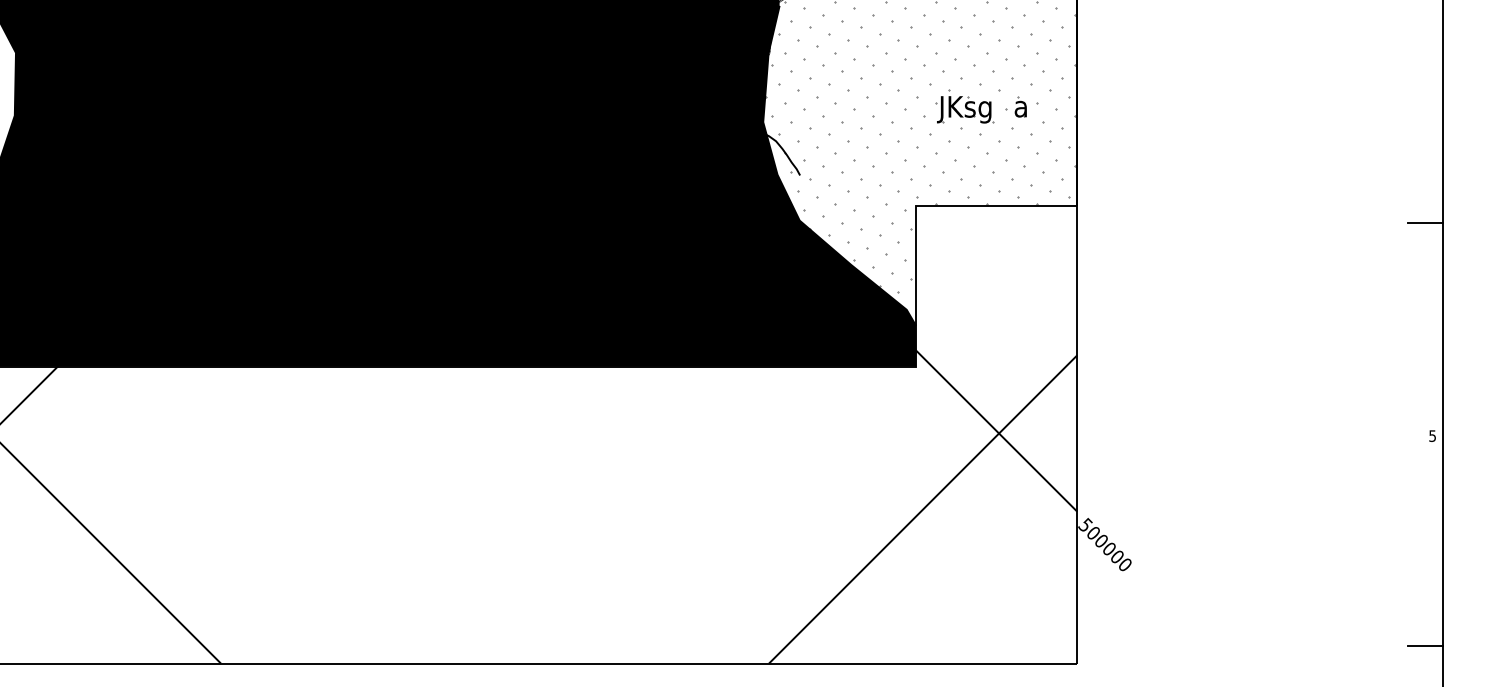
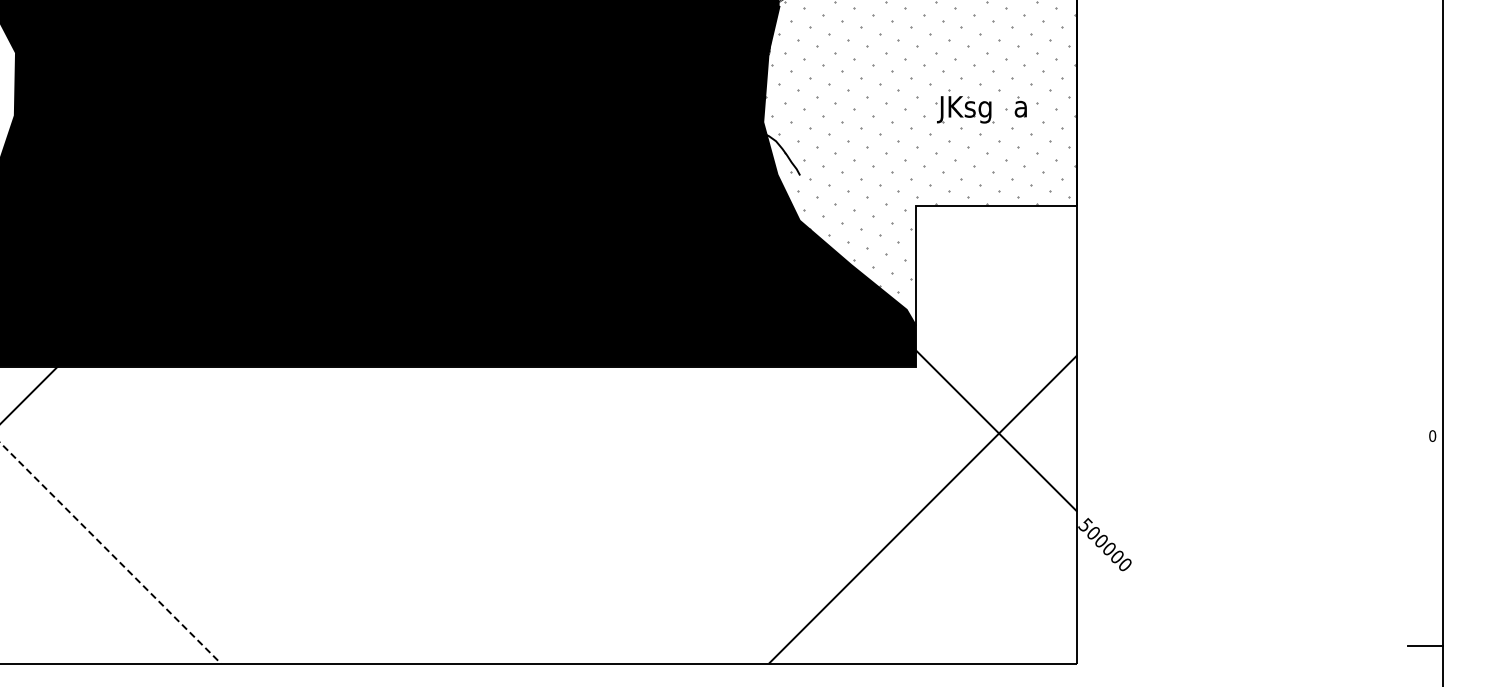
line: present -> none (1425, 222)
text: 5 -> 0 (1432, 435)
line: solid -> dashed (110, 553)
